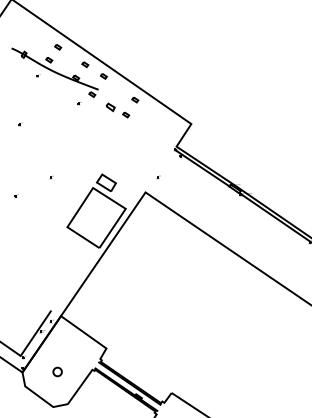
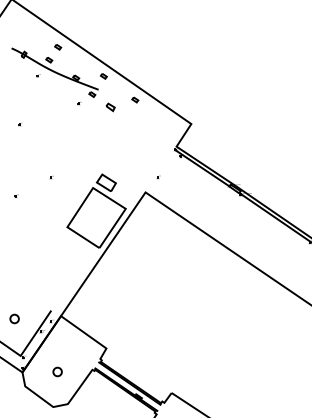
part: present -> none (85, 64)
part: present -> none (126, 114)
circle: none -> present (14, 318)
